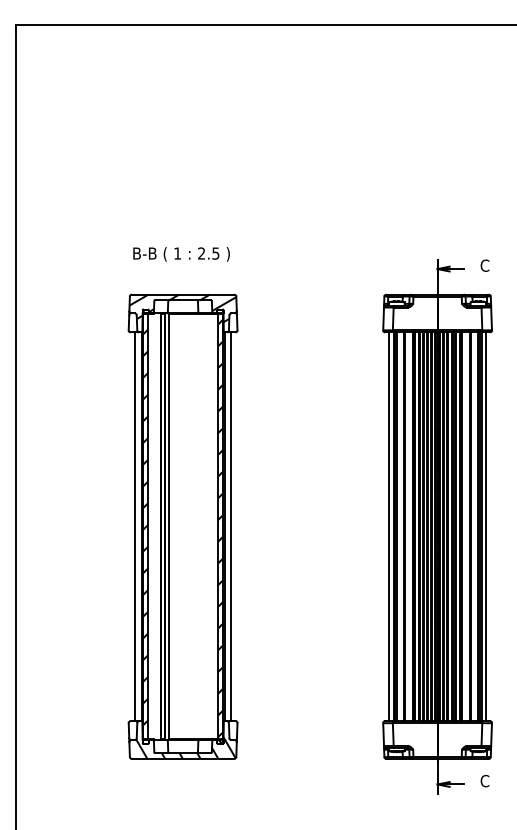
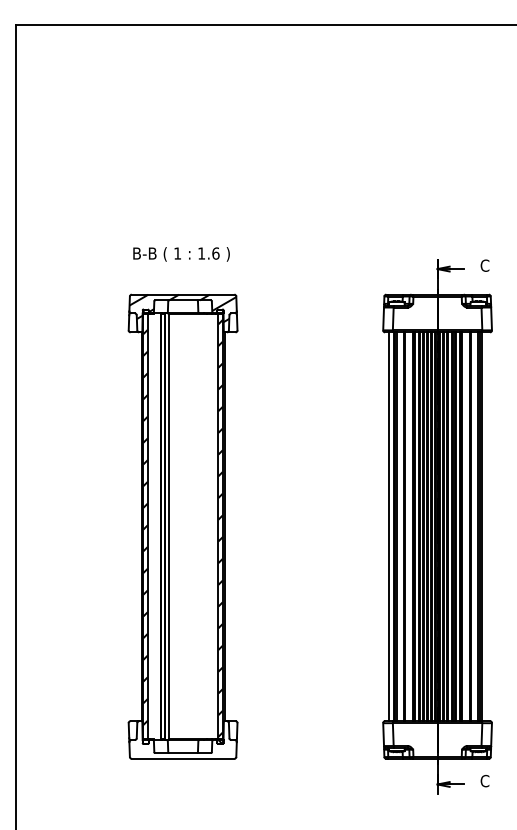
text: 2.5 -> 1.6 (208, 253)
line: present -> none (134, 526)
line: present -> none (231, 526)
line: present -> none (485, 526)
hatch: present -> none (185, 747)
